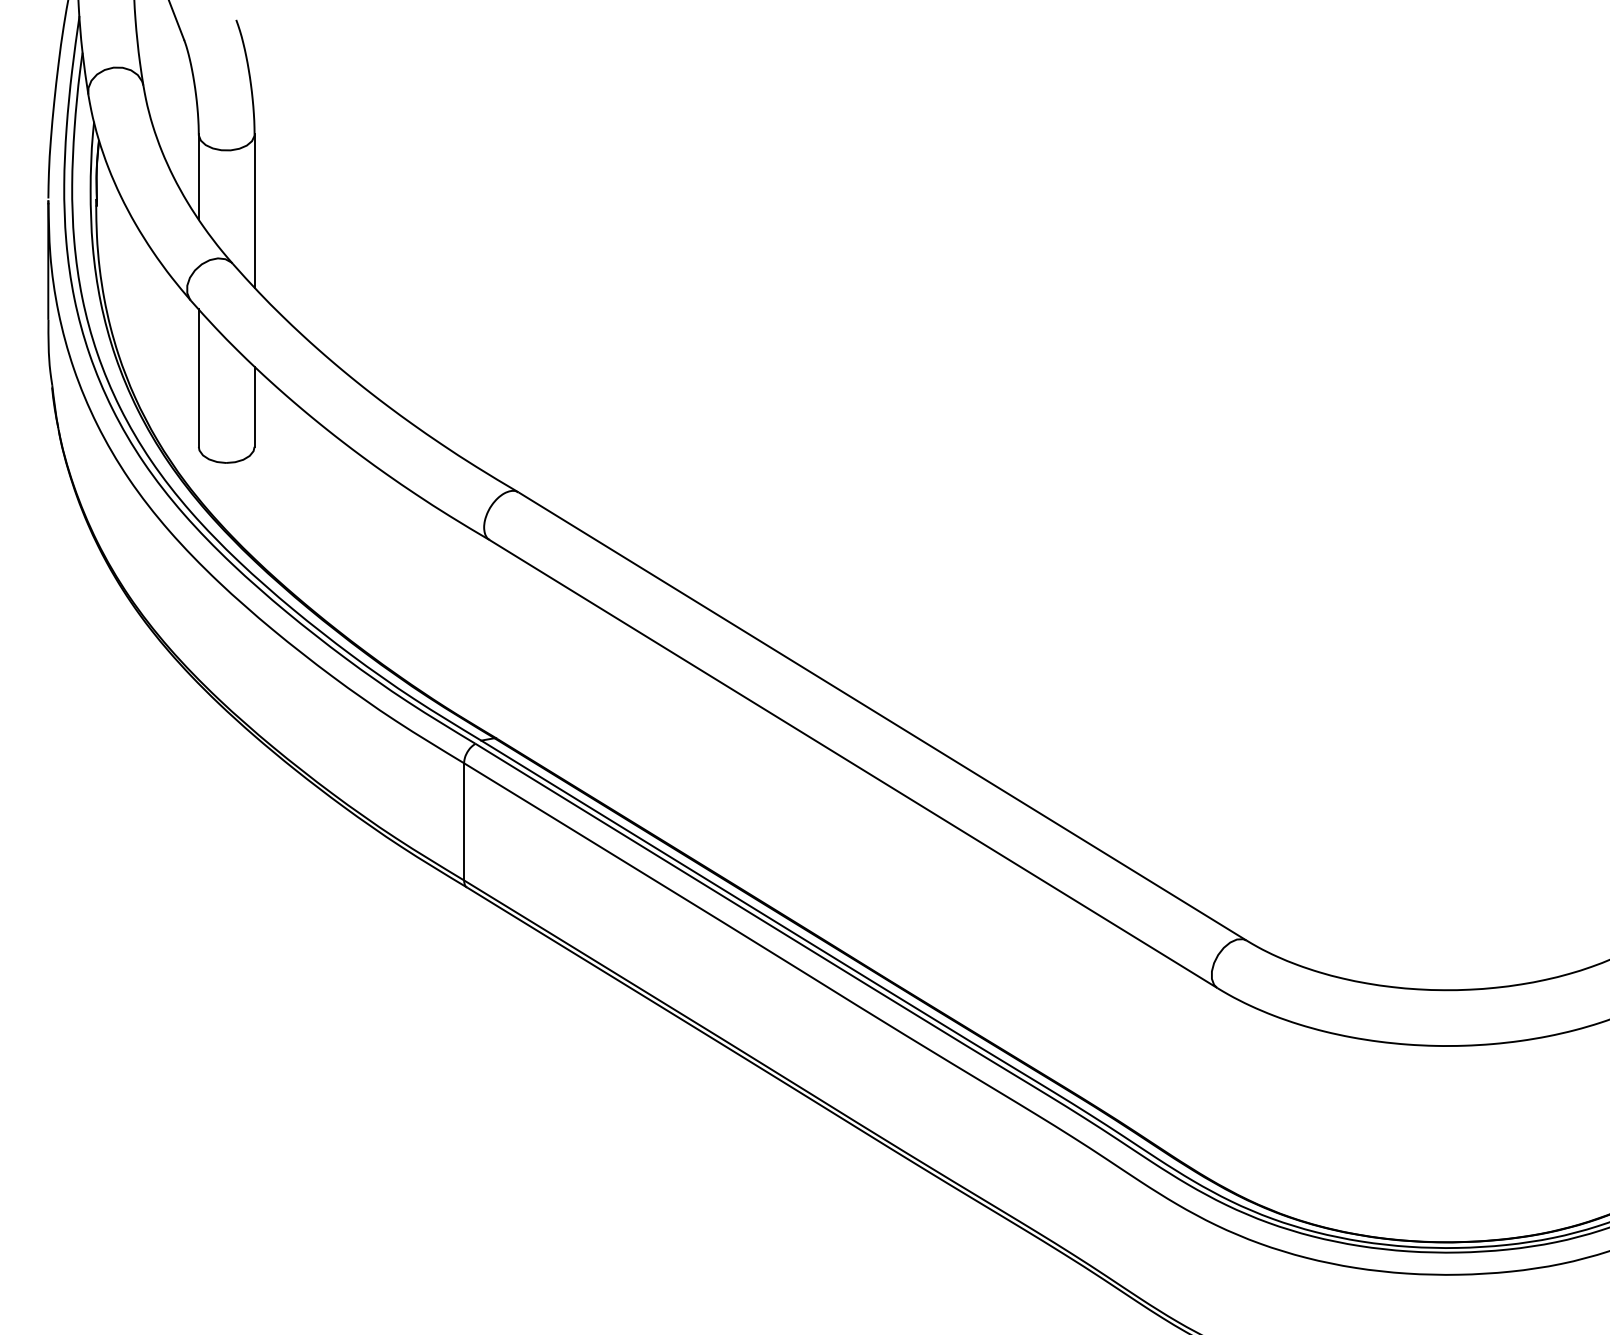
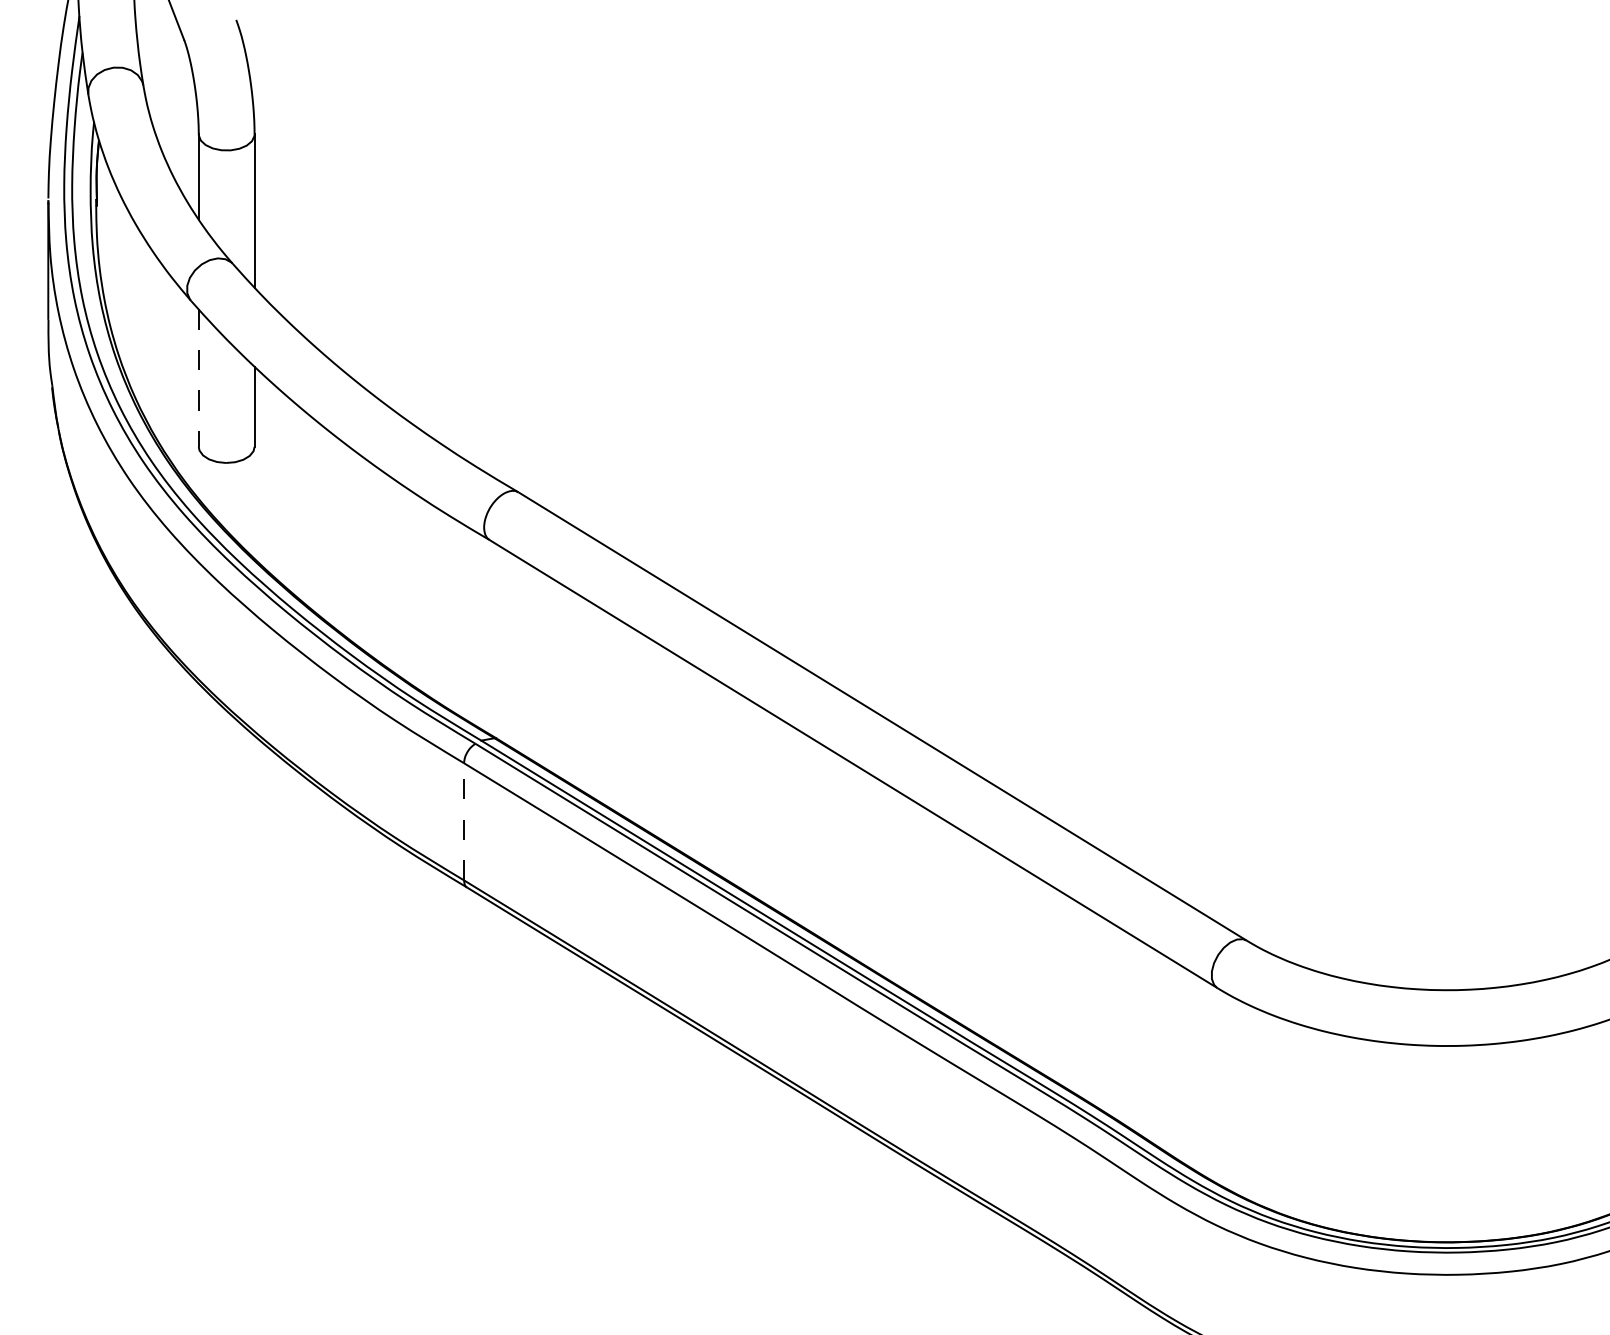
line: solid -> dashed (198, 378)
line: solid -> dashed (464, 821)
